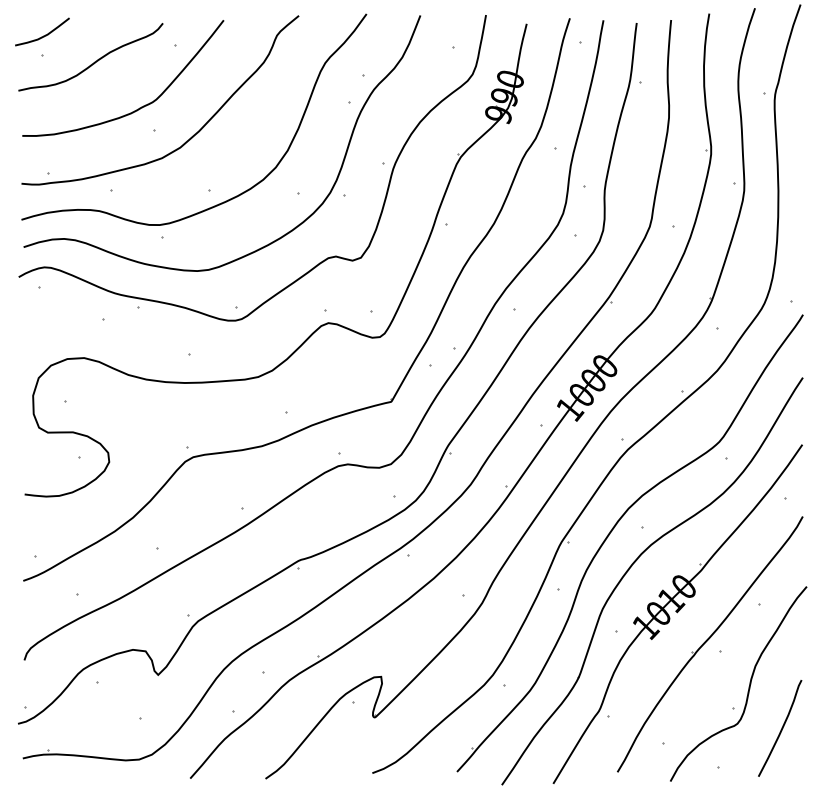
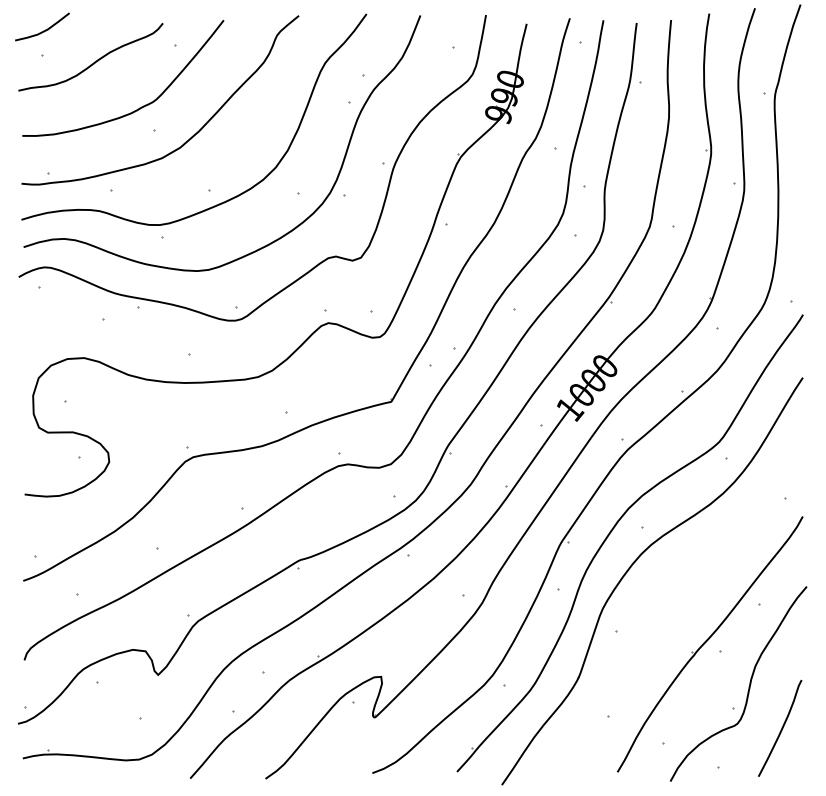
curve position: (43, 35) -> (43, 30) (43, 30)
part: present -> none (677, 613)
